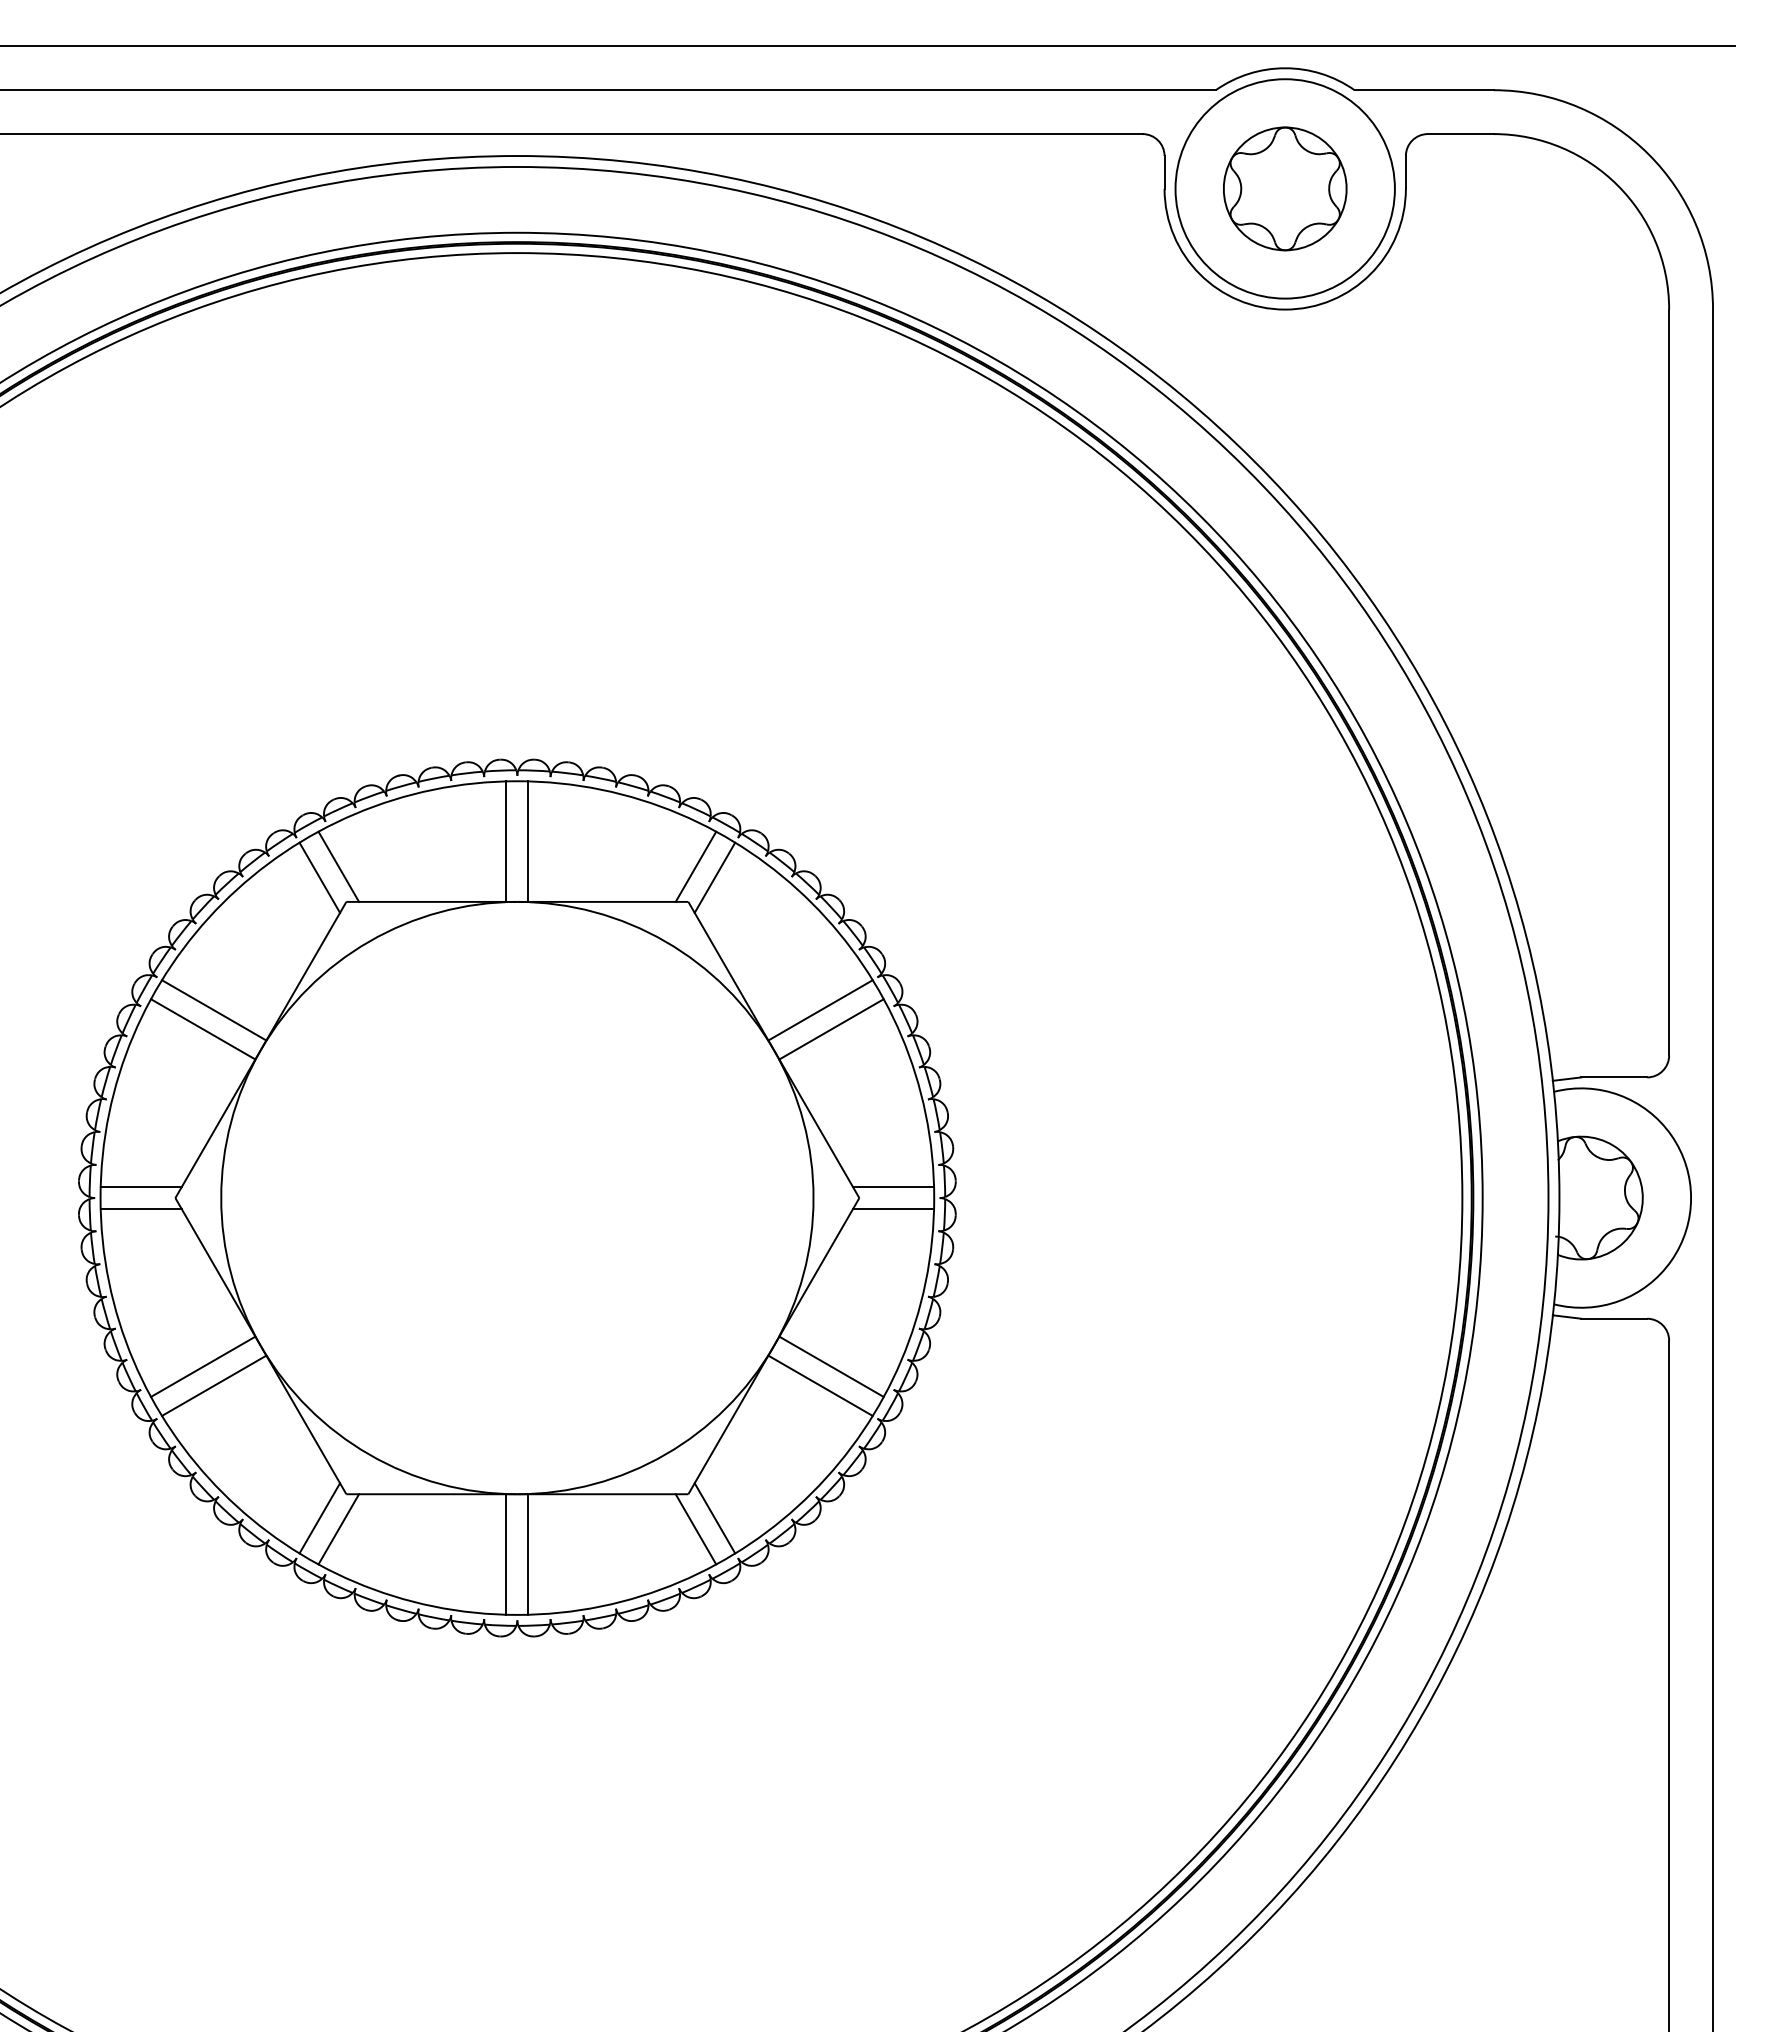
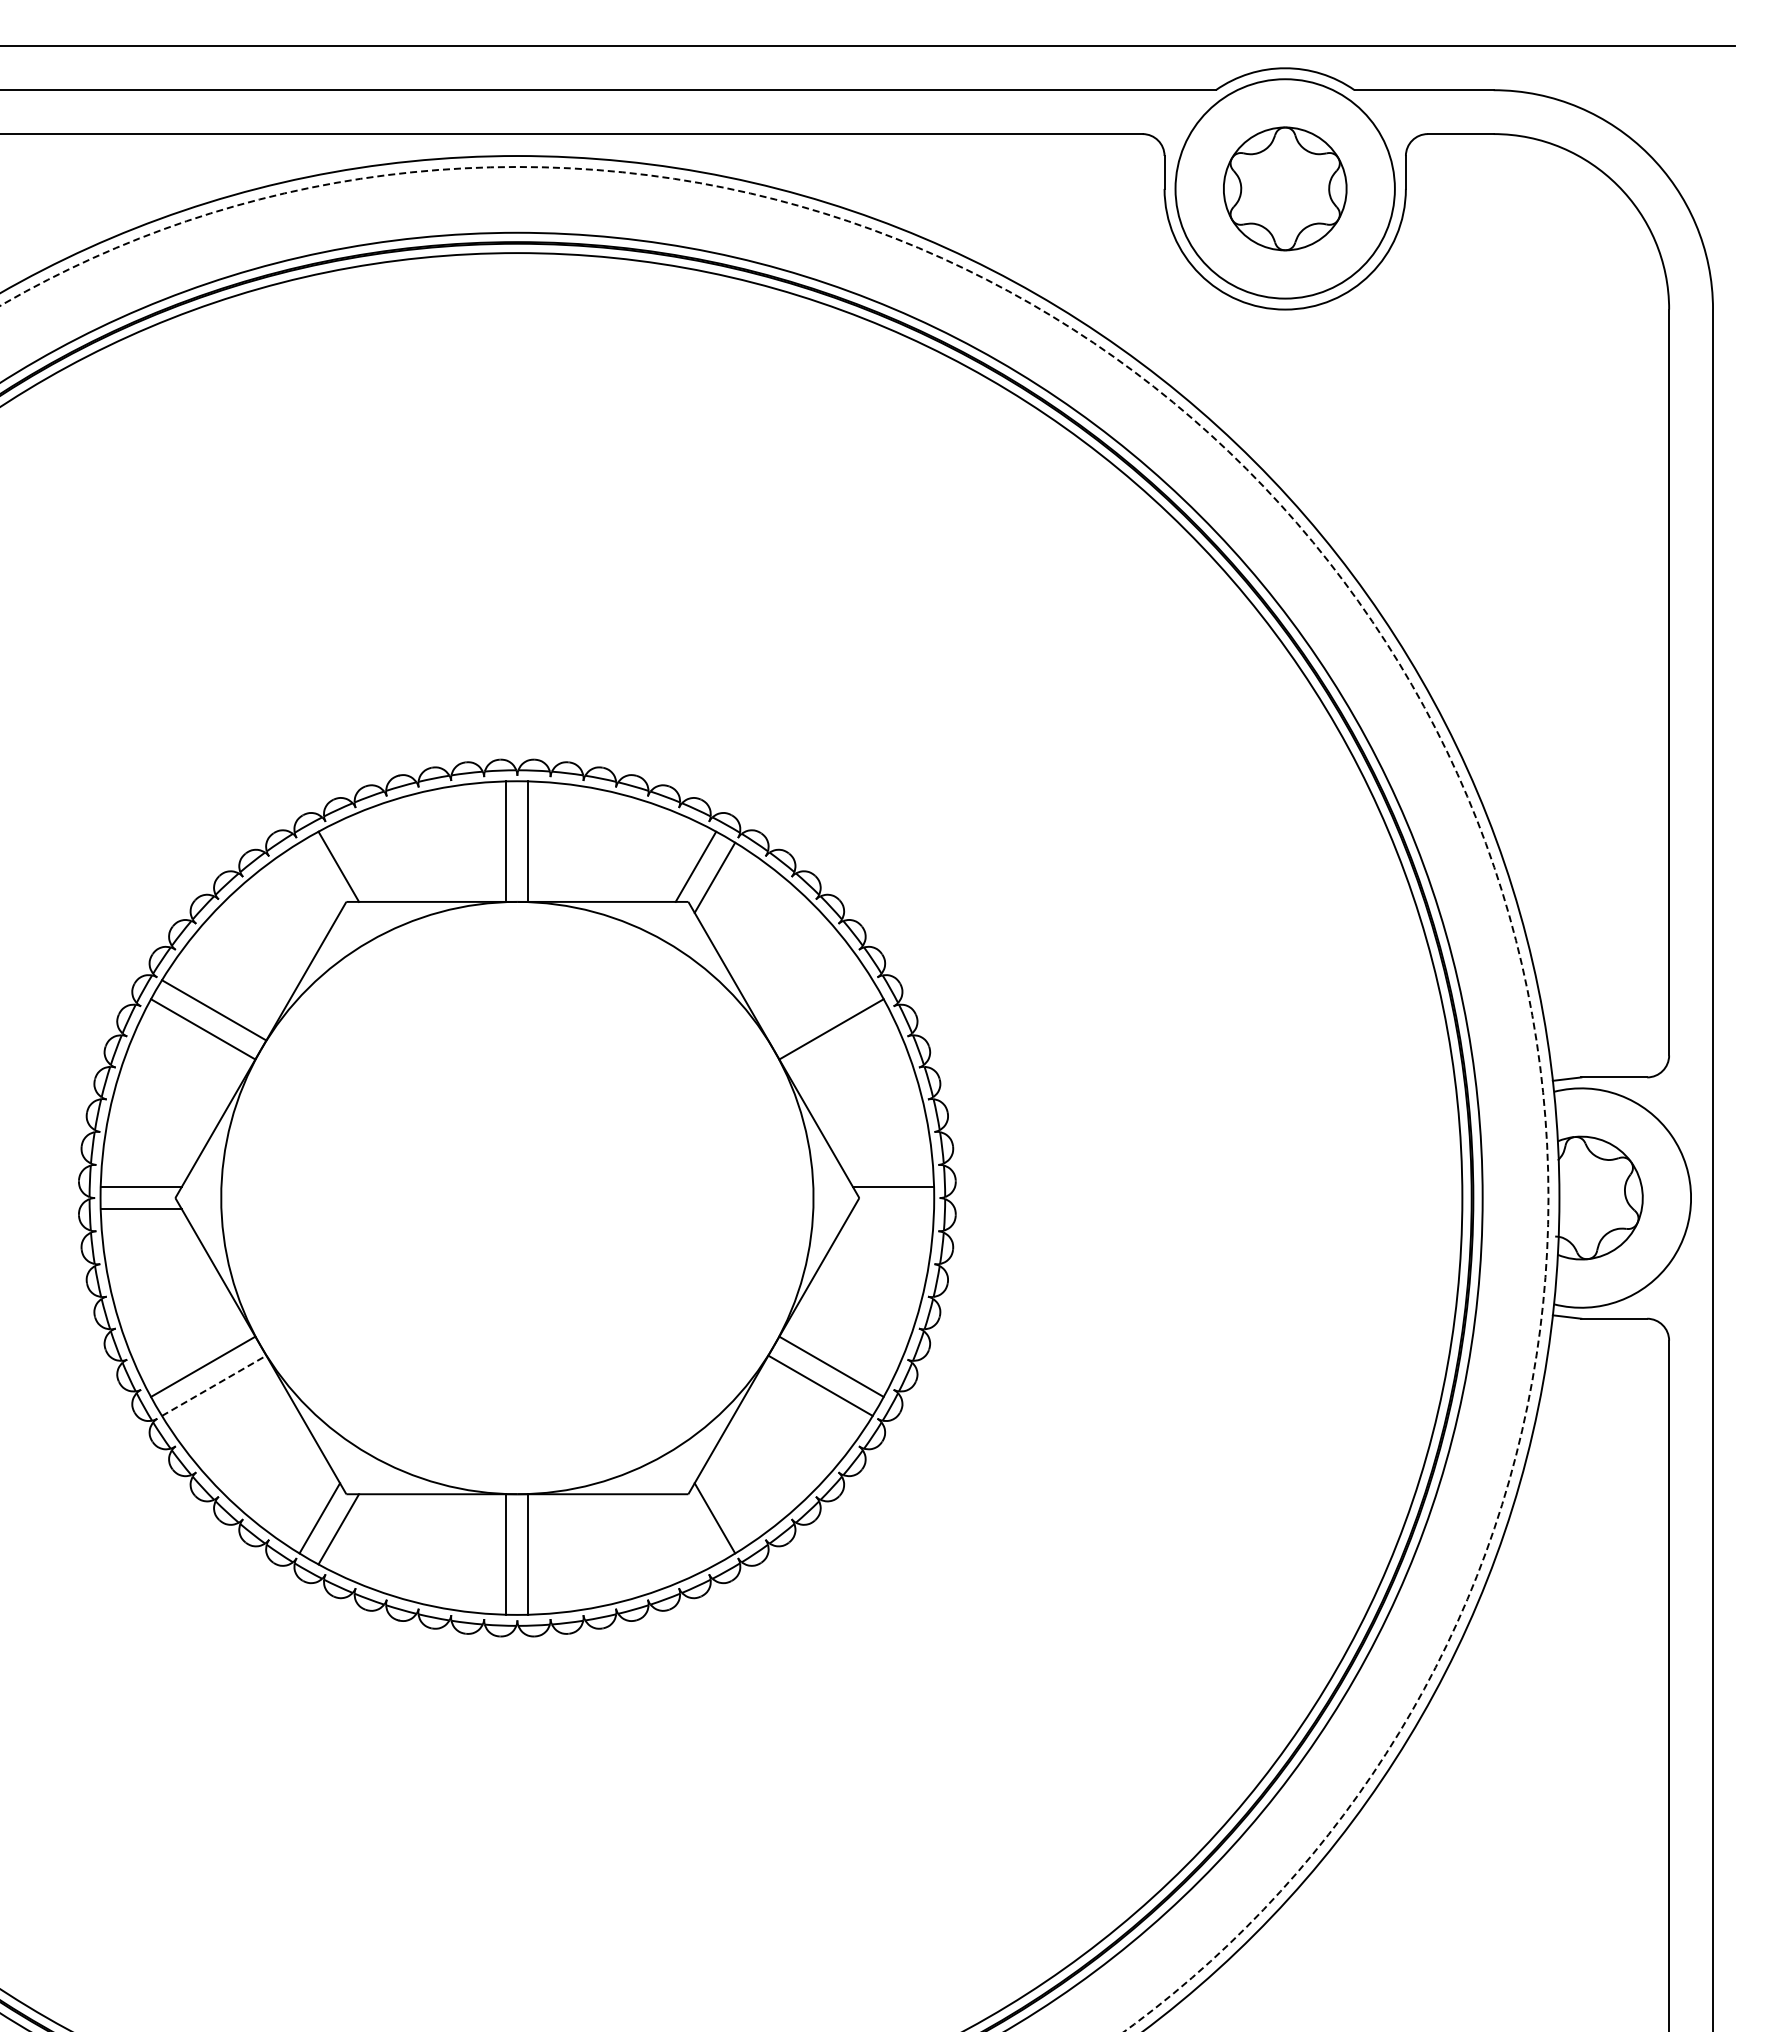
line: present -> none (319, 877)
line: present -> none (820, 1010)
circle: solid -> dashed (774, 1098)
line: present -> none (893, 1209)
line: solid -> dashed (214, 1385)
line: present -> none (695, 1529)
